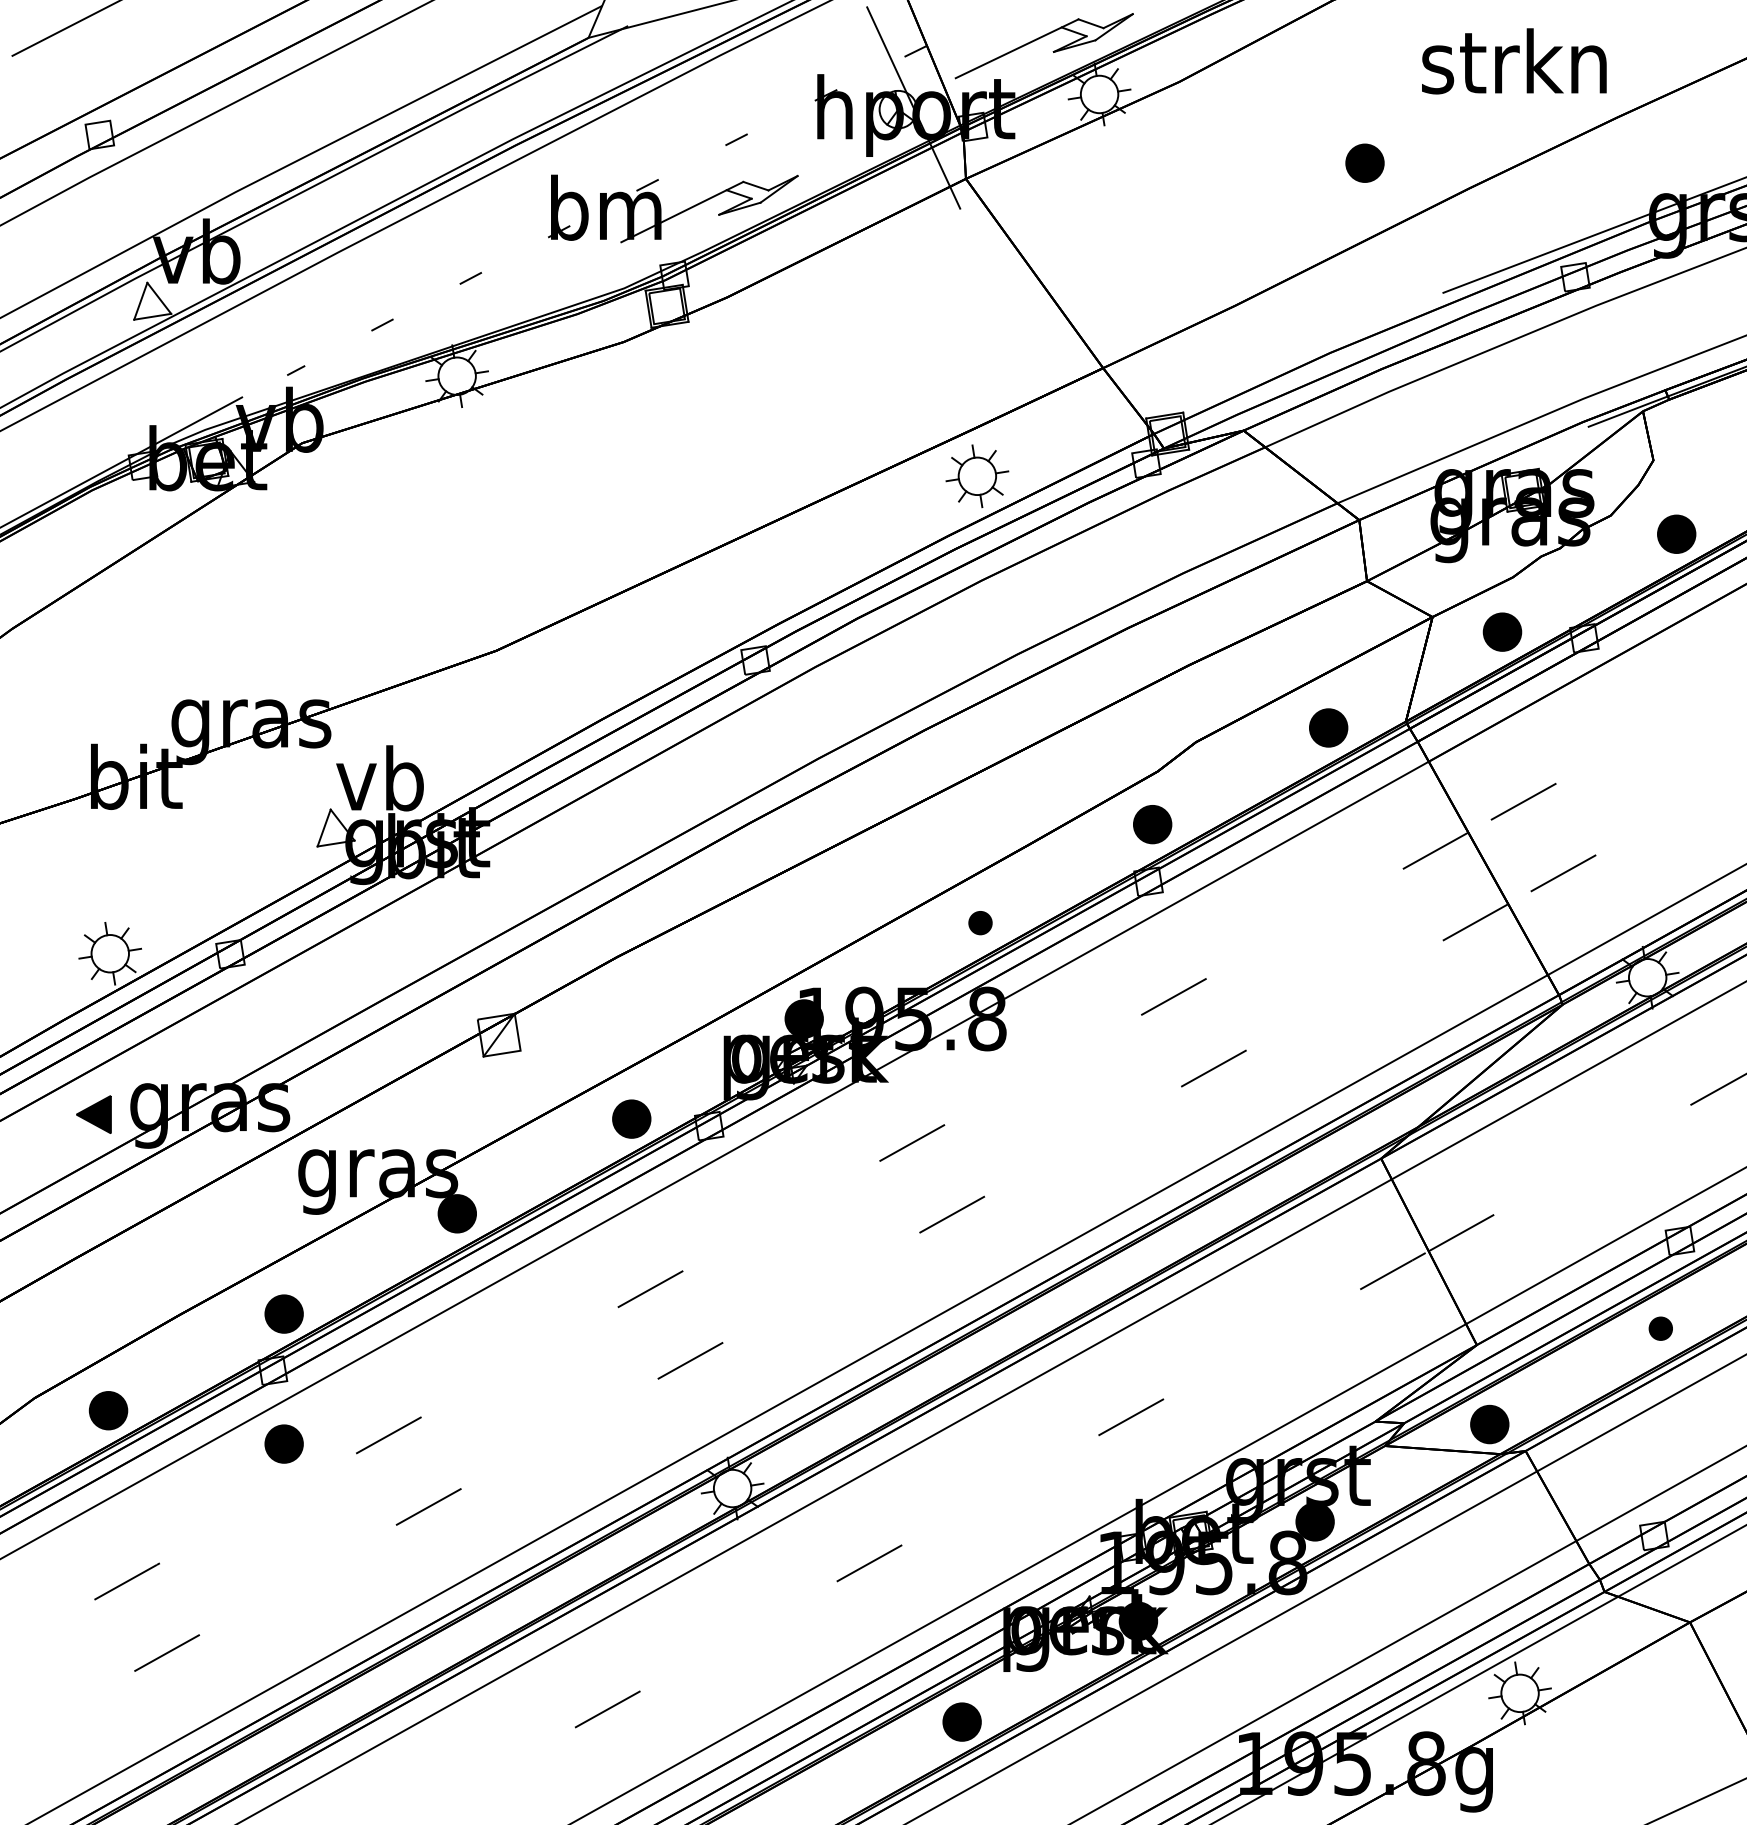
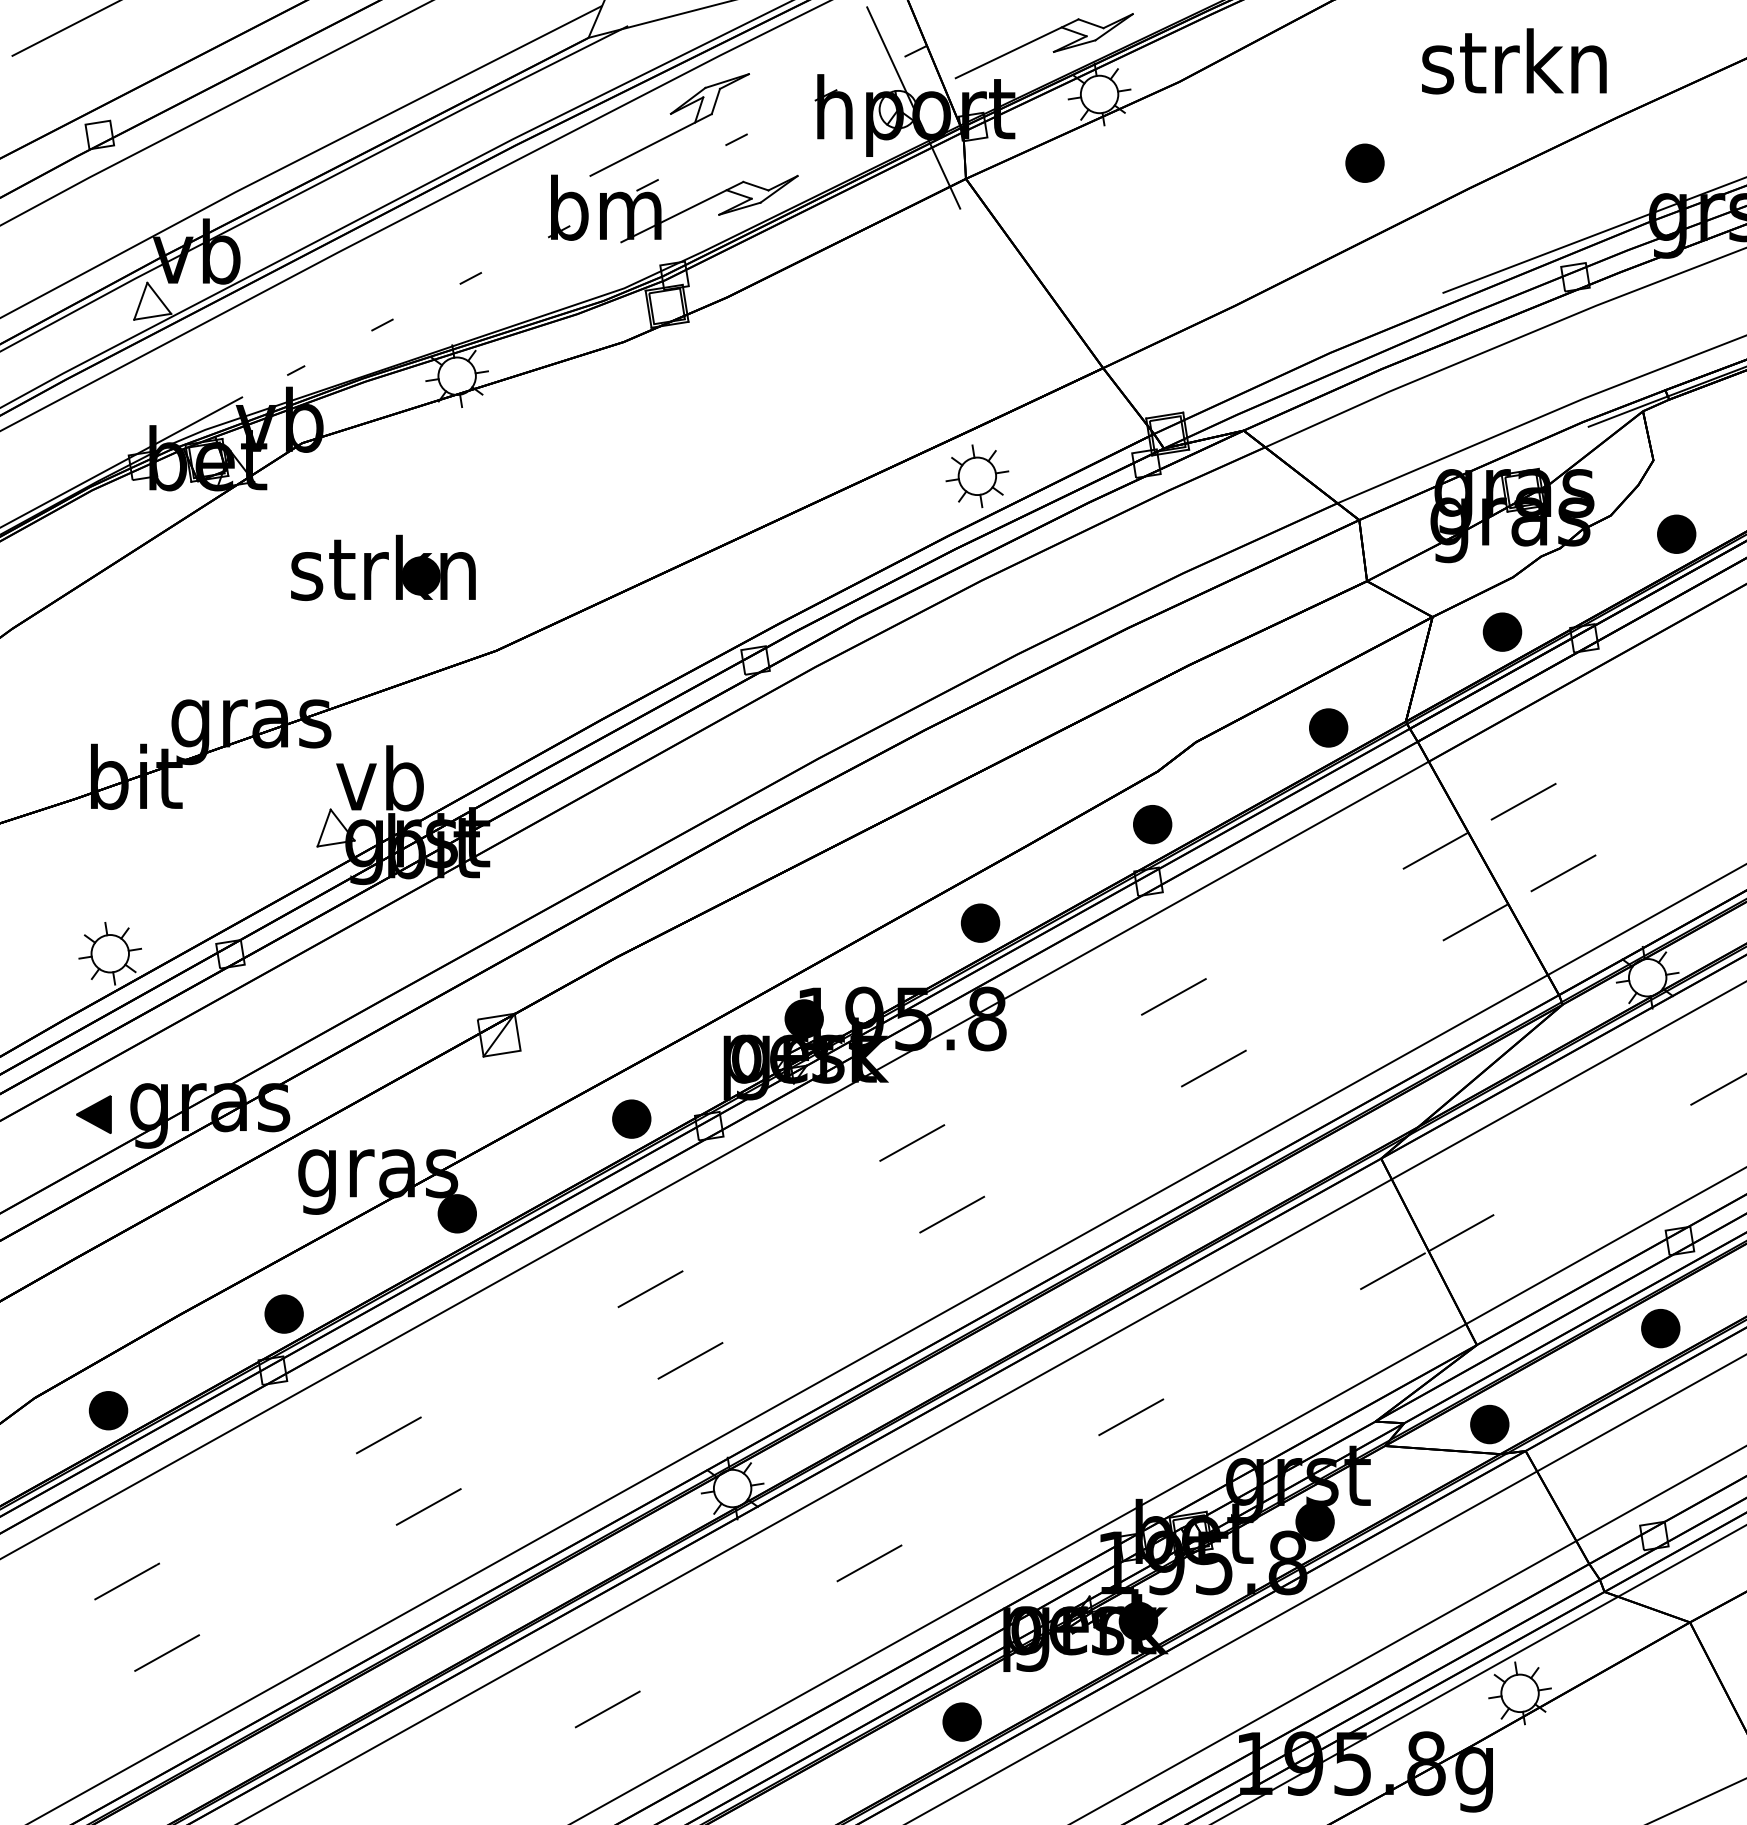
part: none -> present (673, 132)
part: none -> present (380, 559)
part size: 25x25 px -> 41x40 px (980, 922)
part size: 25x25 px -> 40x40 px (1660, 1328)
part: present -> none (283, 1443)
